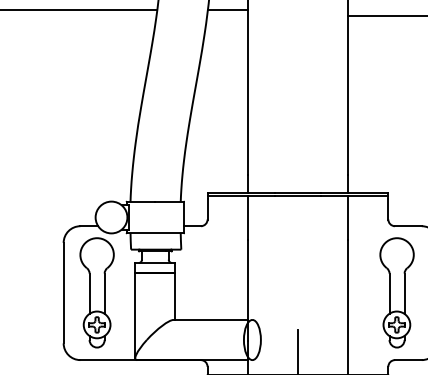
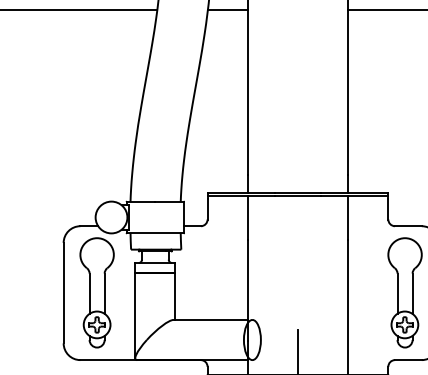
line position: (386, 16) -> (386, 10) (386, 10)
part position: (396, 292) -> (404, 292) (404, 292)
